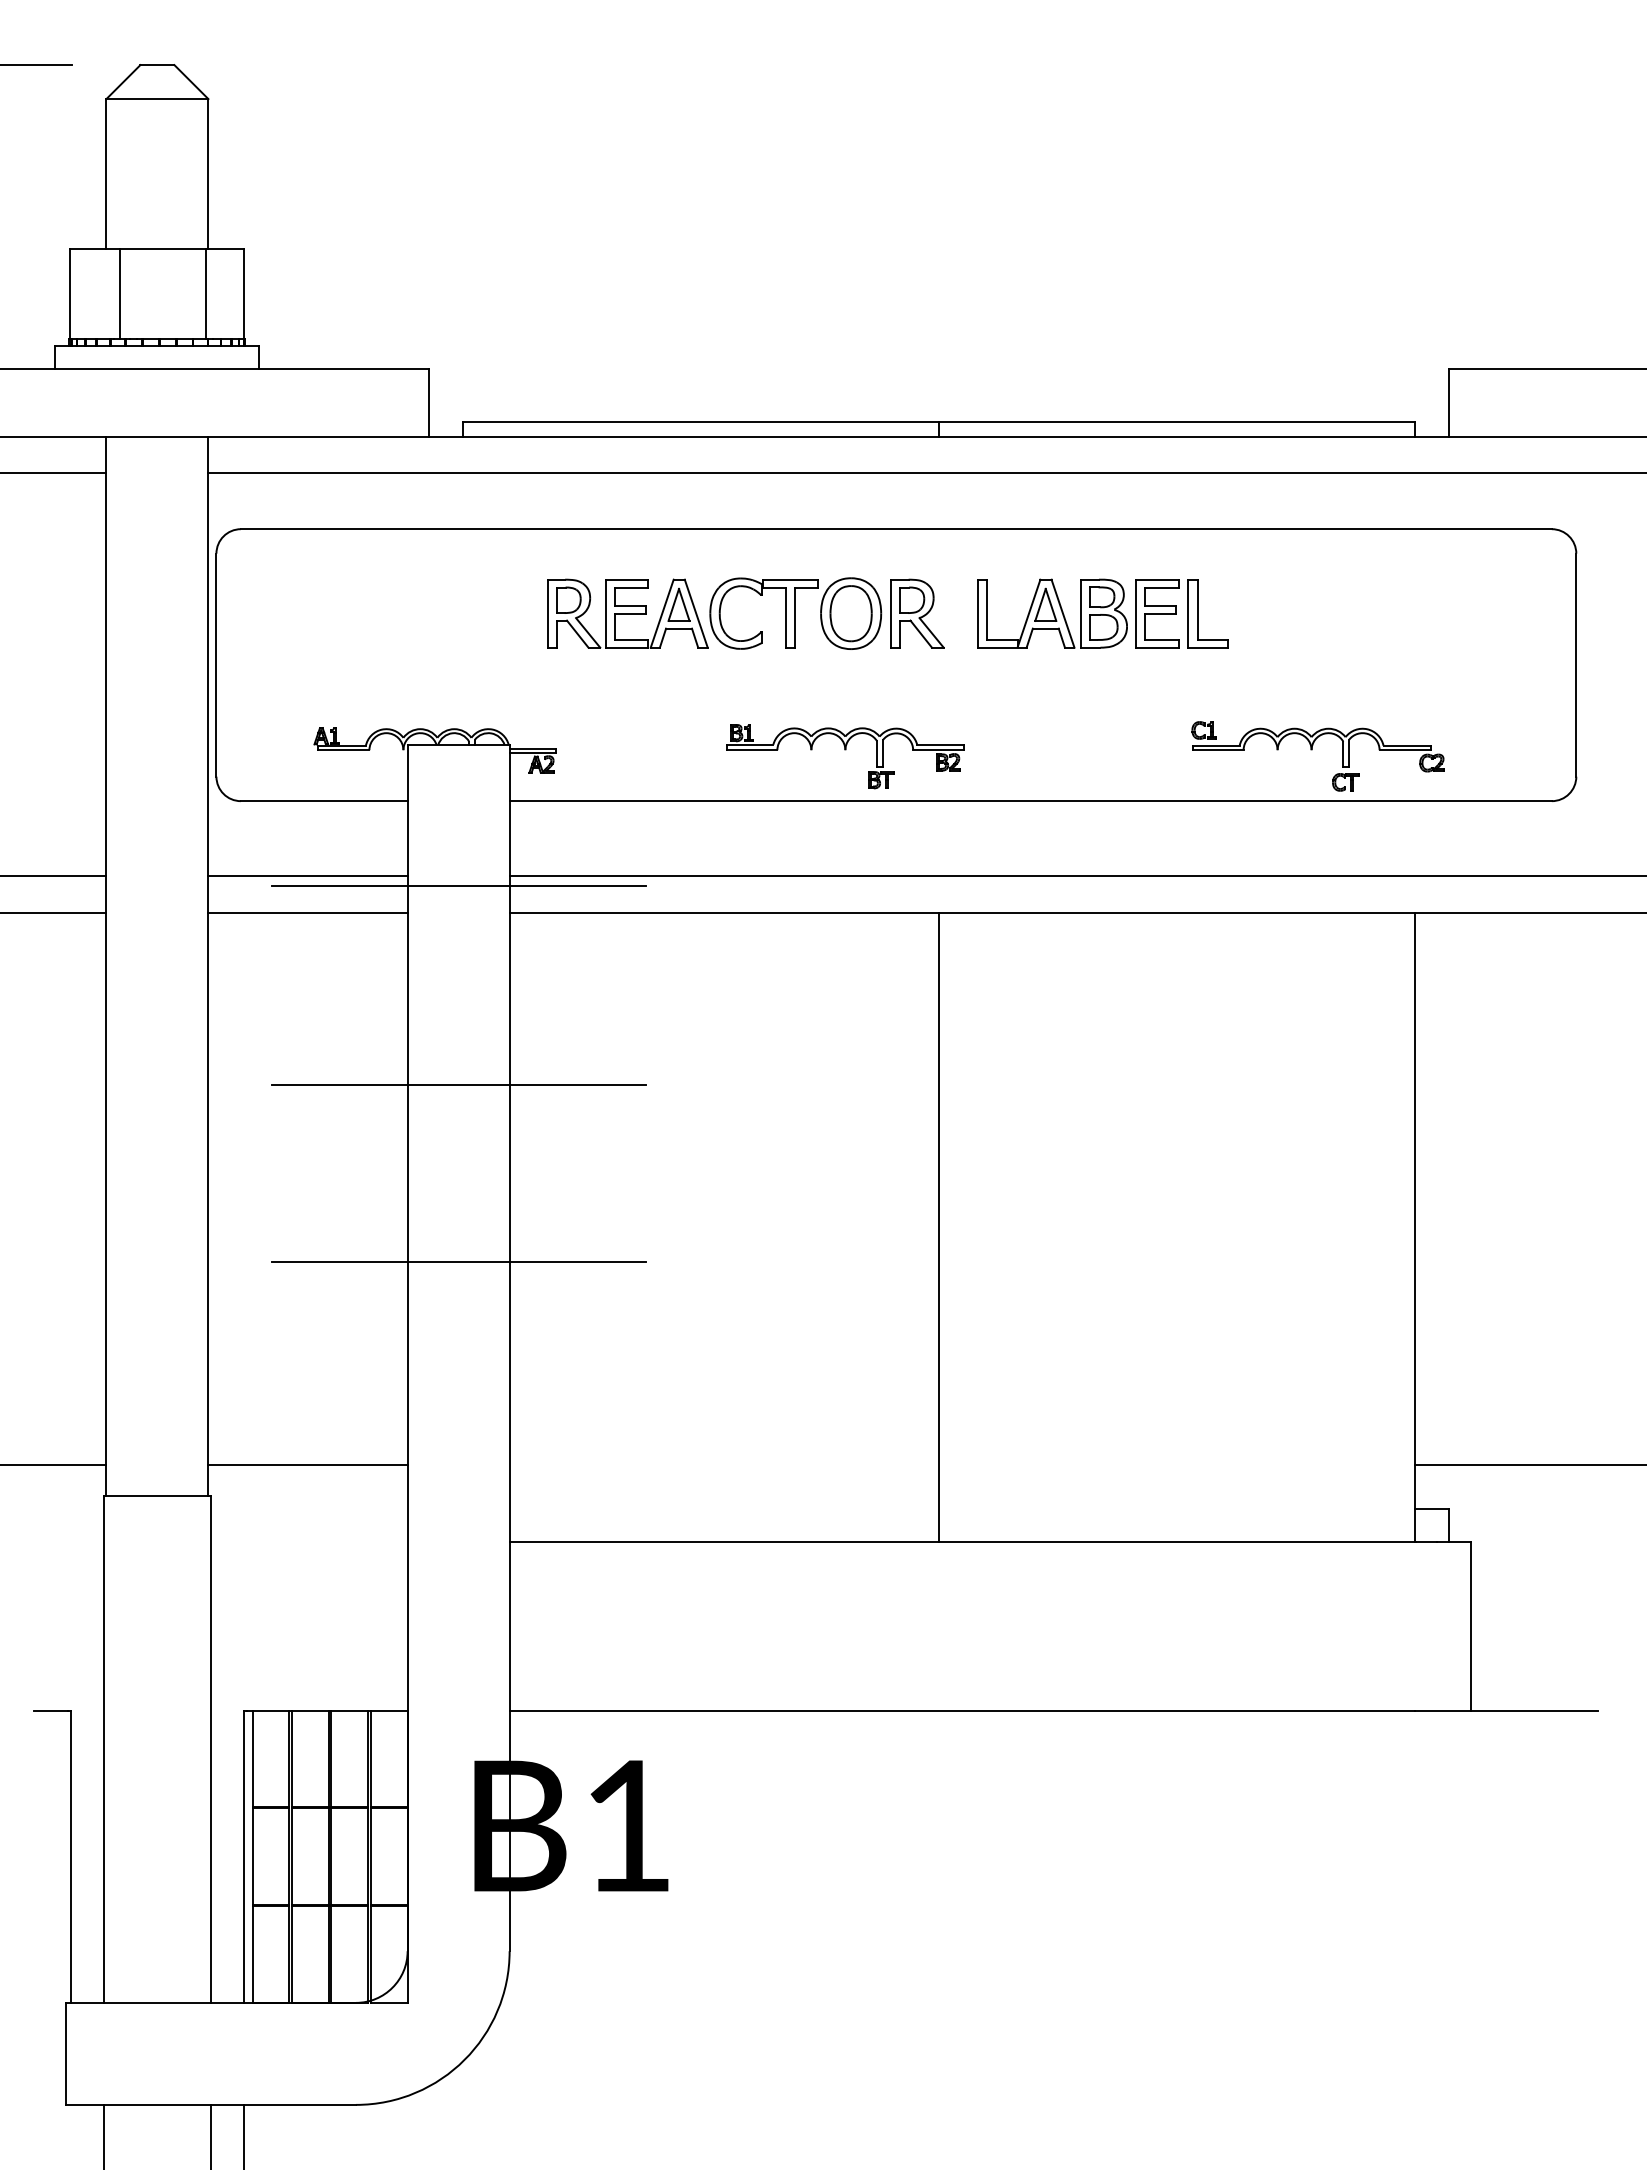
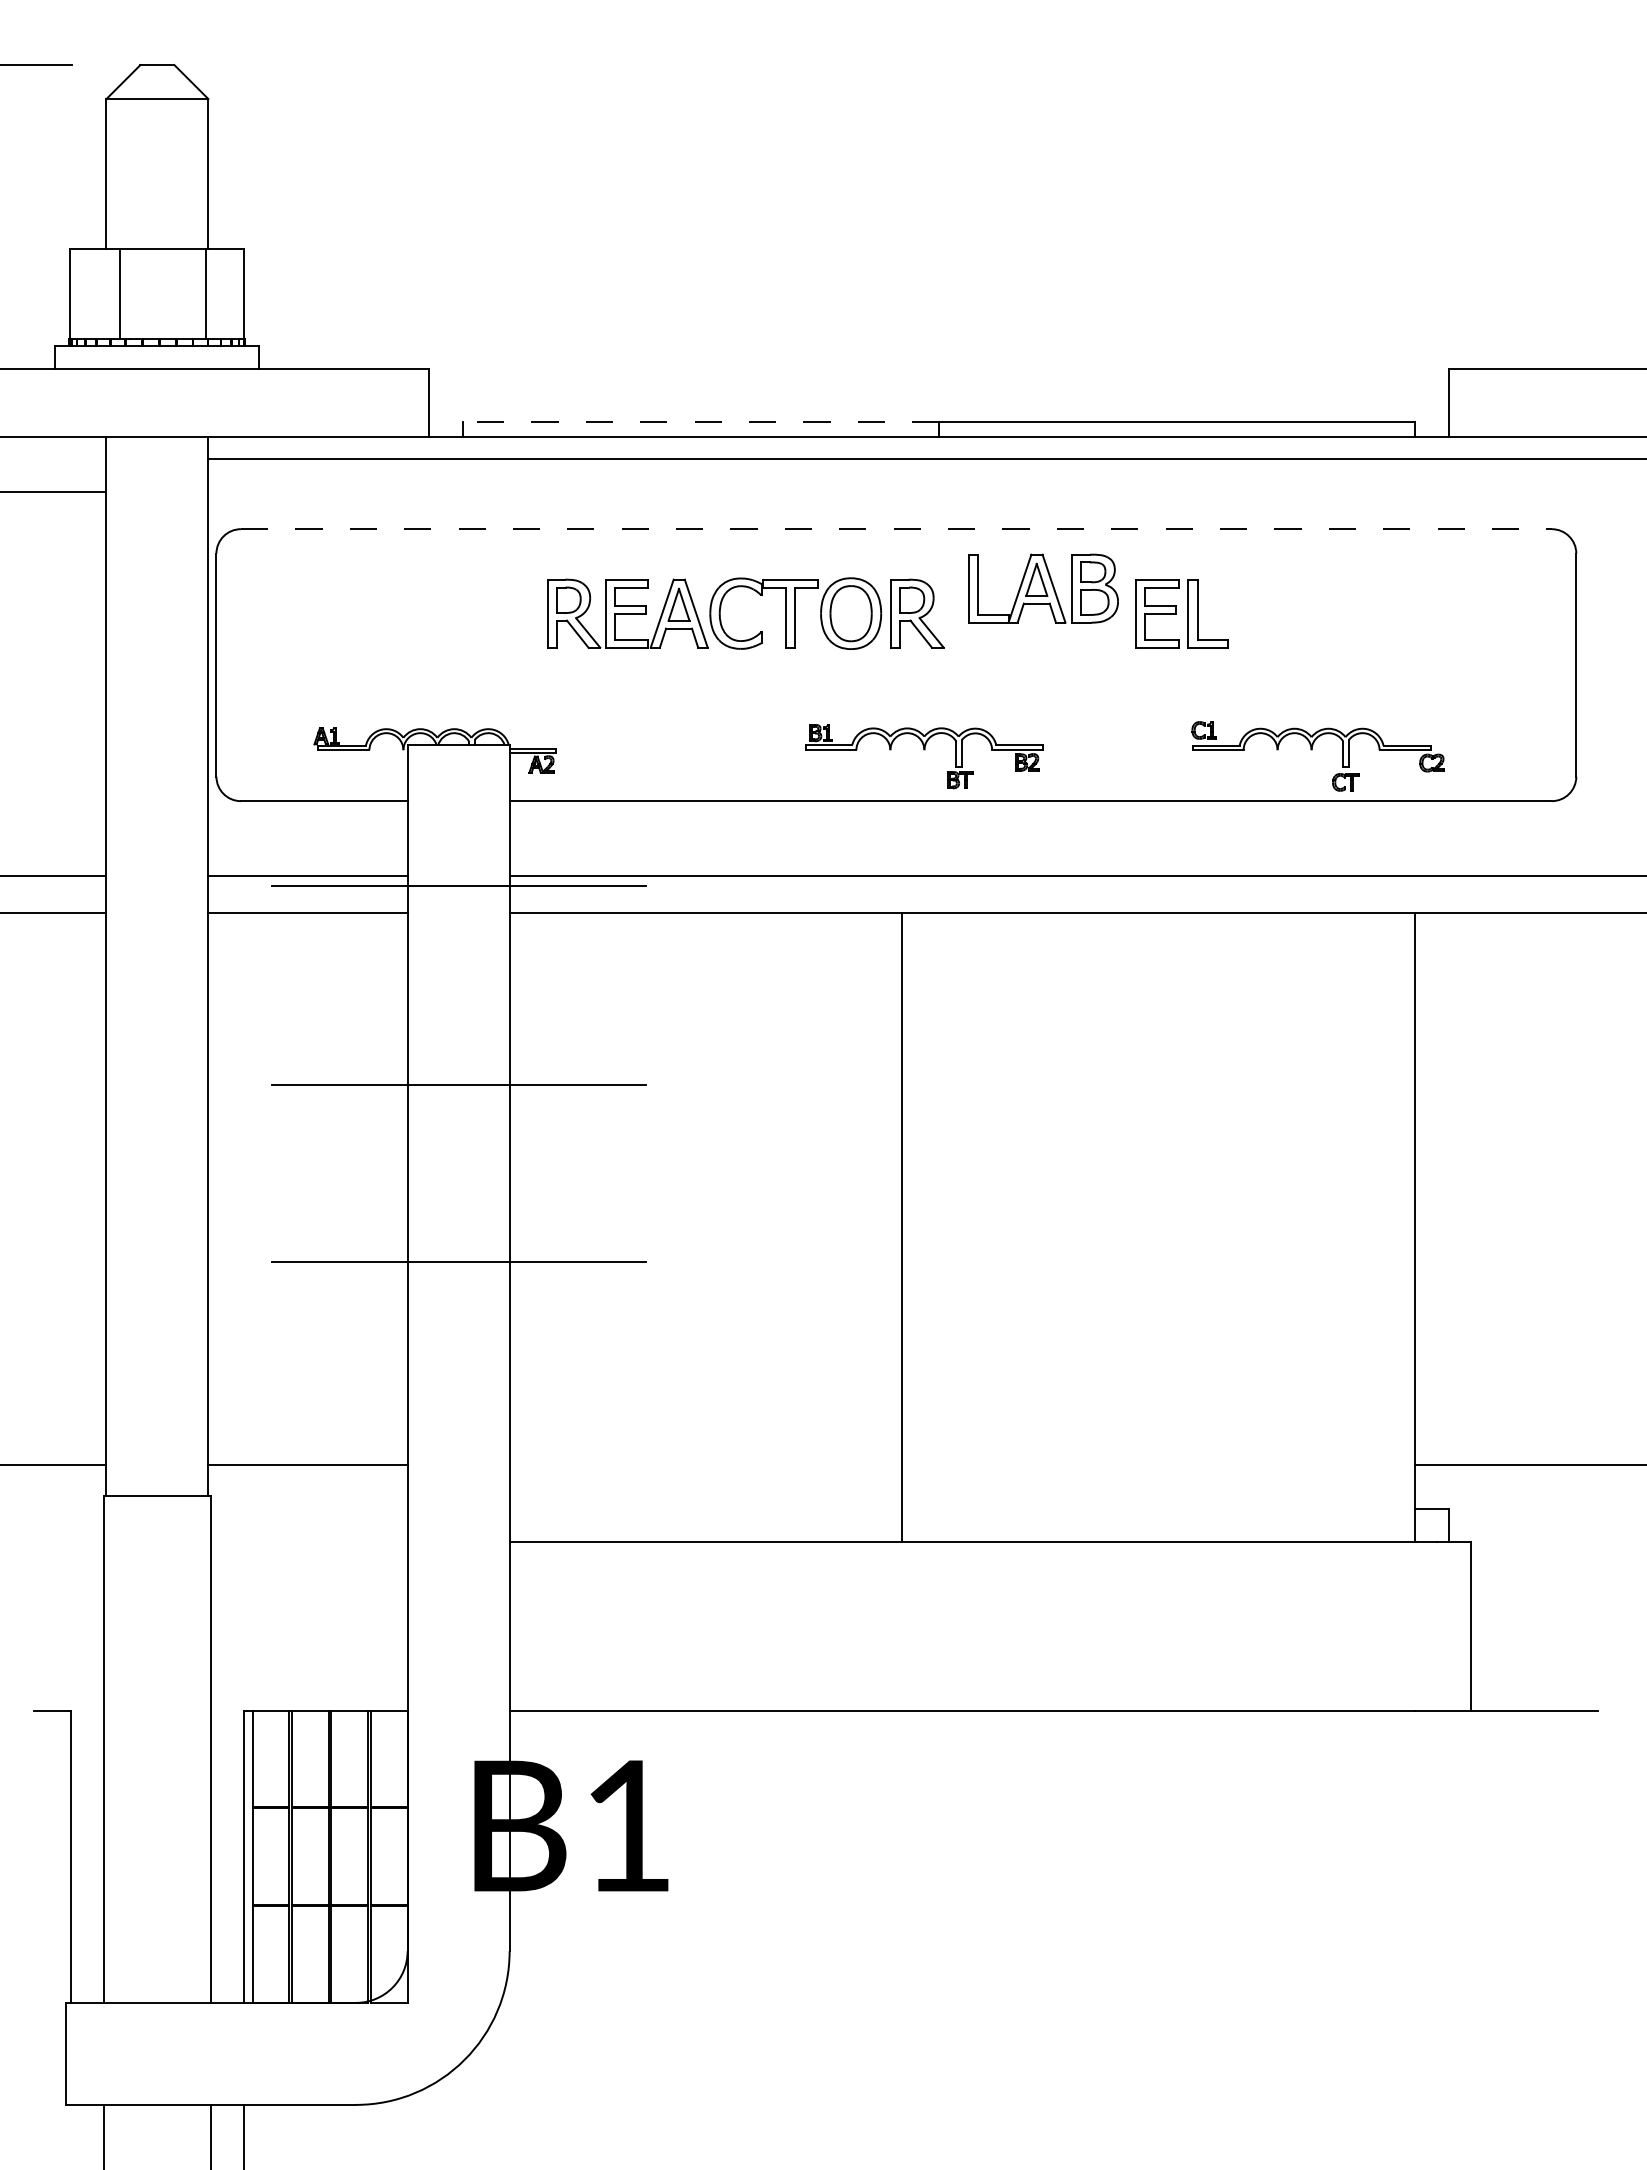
line: solid -> dashed (701, 422)
line position: (54, 473) -> (54, 492) (54, 492)
line position: (925, 473) -> (925, 459) (925, 459)
line: solid -> dashed (896, 529)
part position: (1052, 613) -> (1043, 588) (1043, 588)
part position: (845, 756) -> (924, 756) (924, 756)
line position: (939, 1226) -> (902, 1226) (902, 1226)
